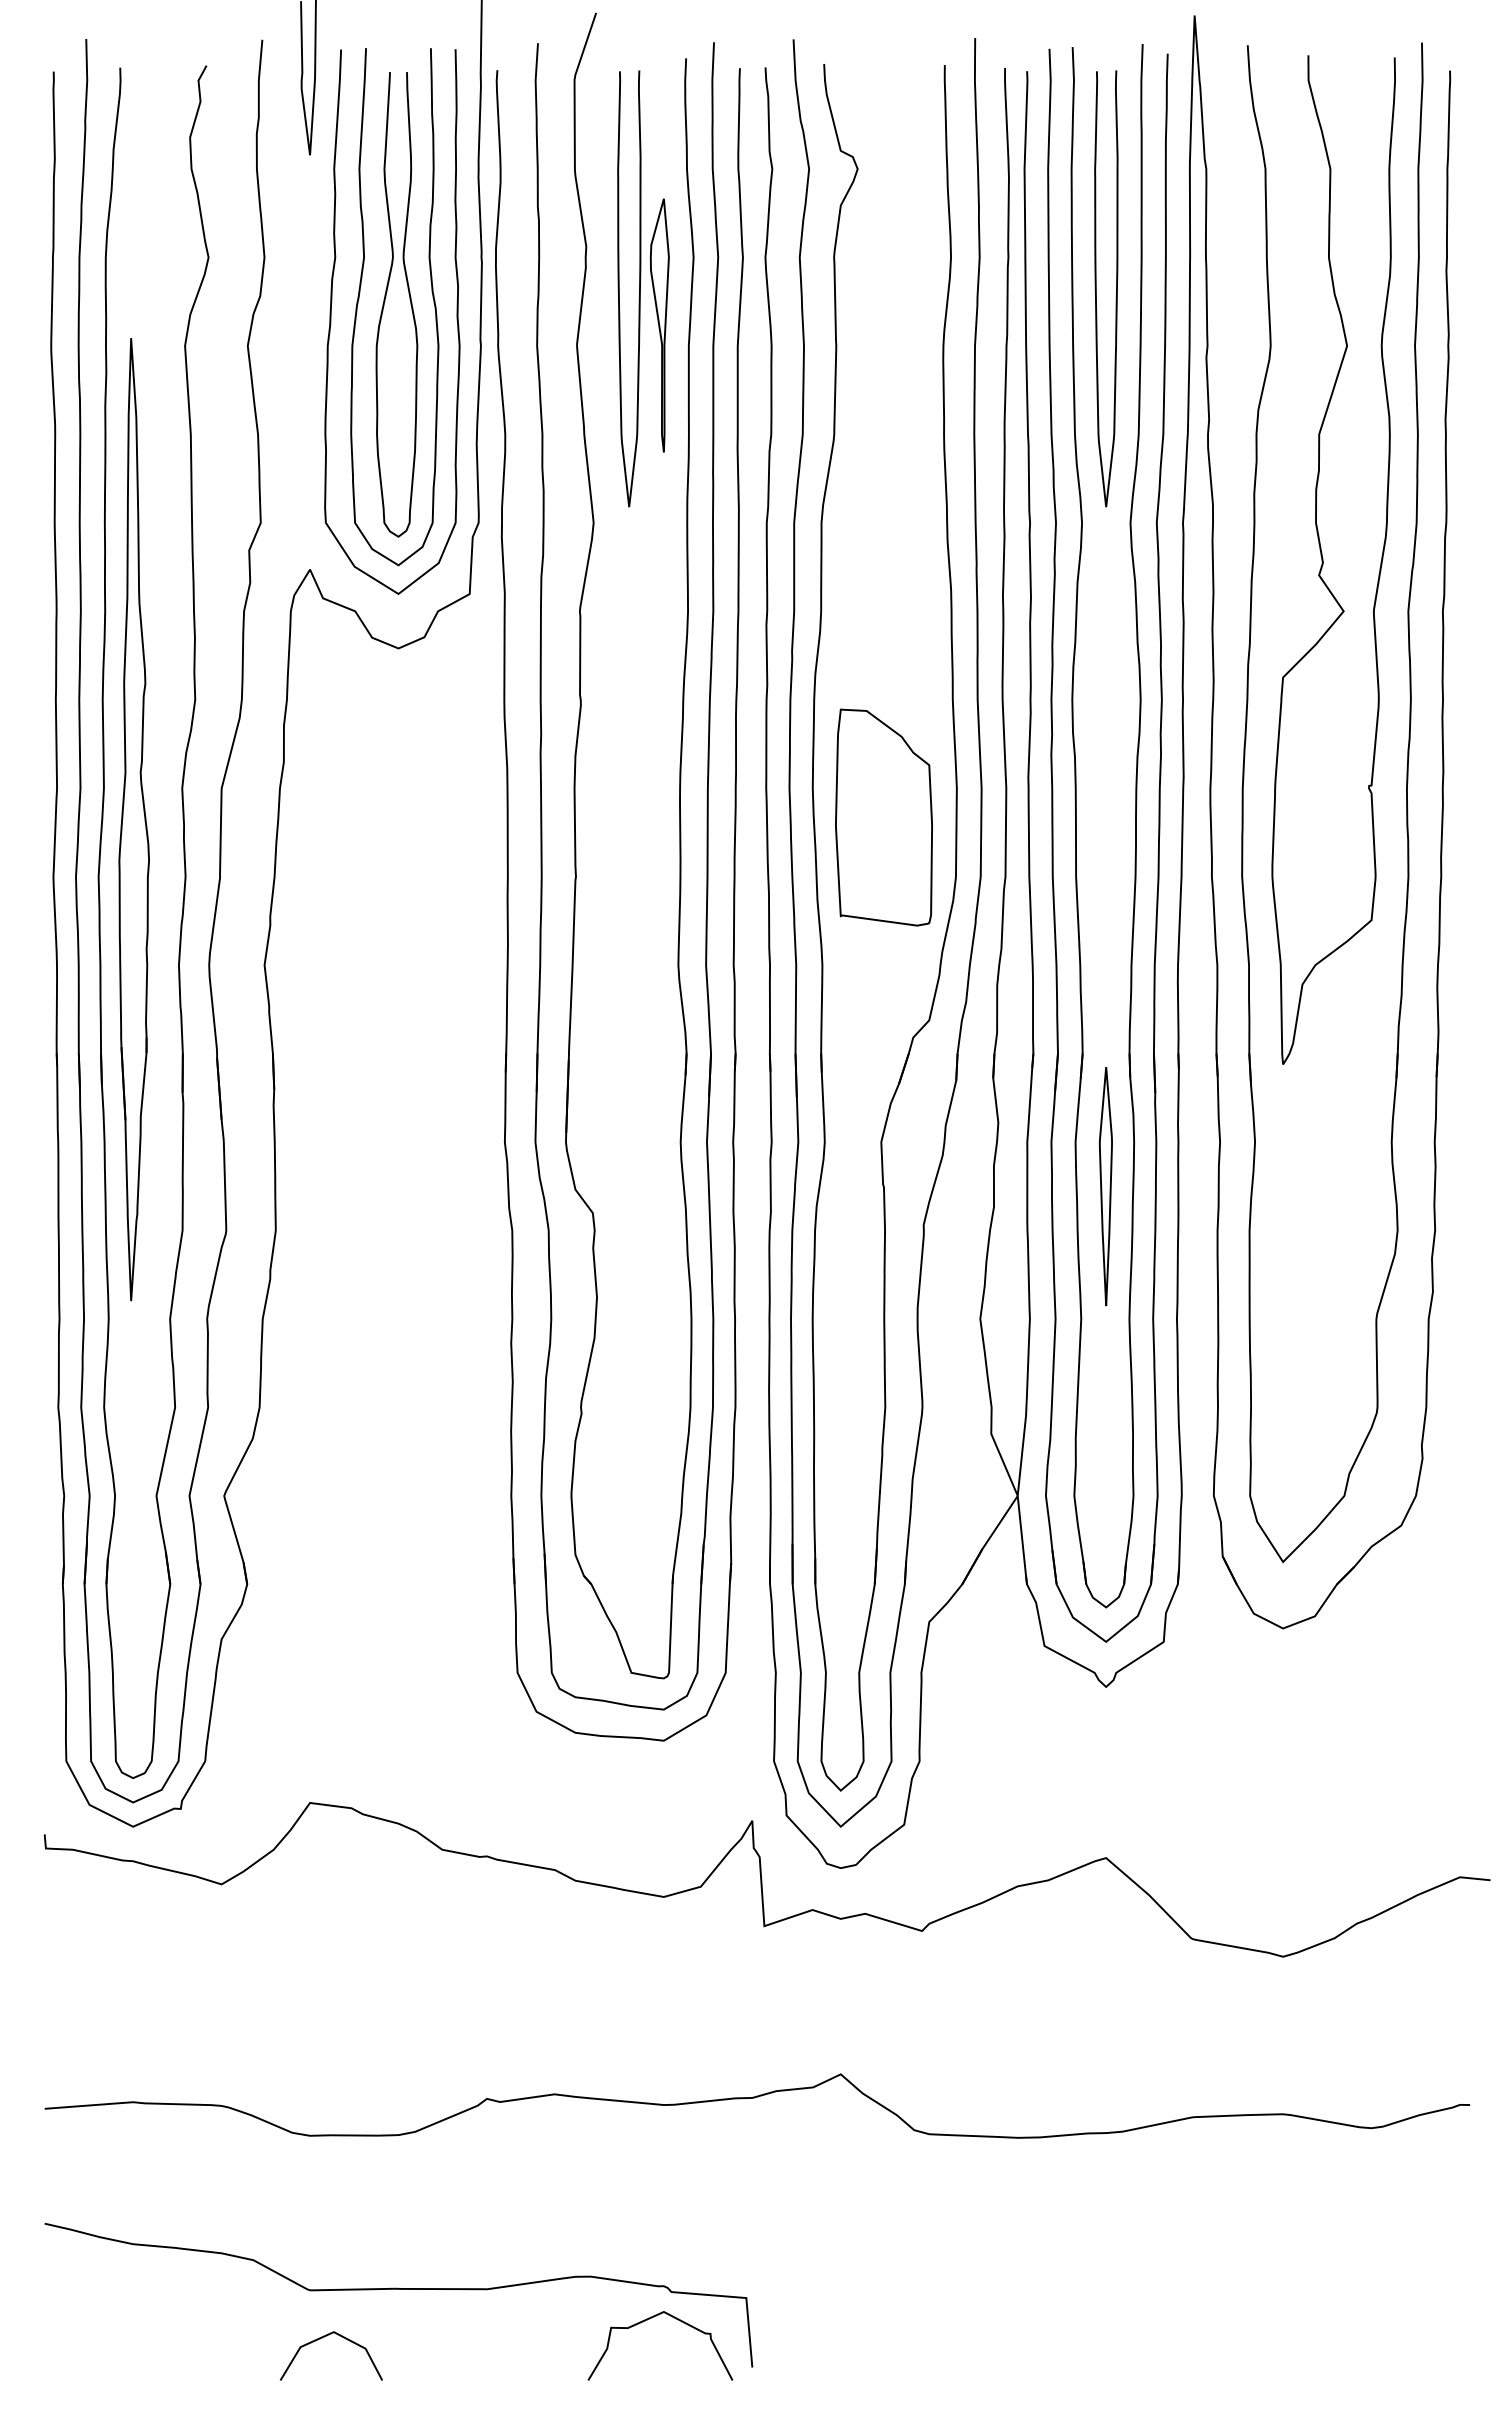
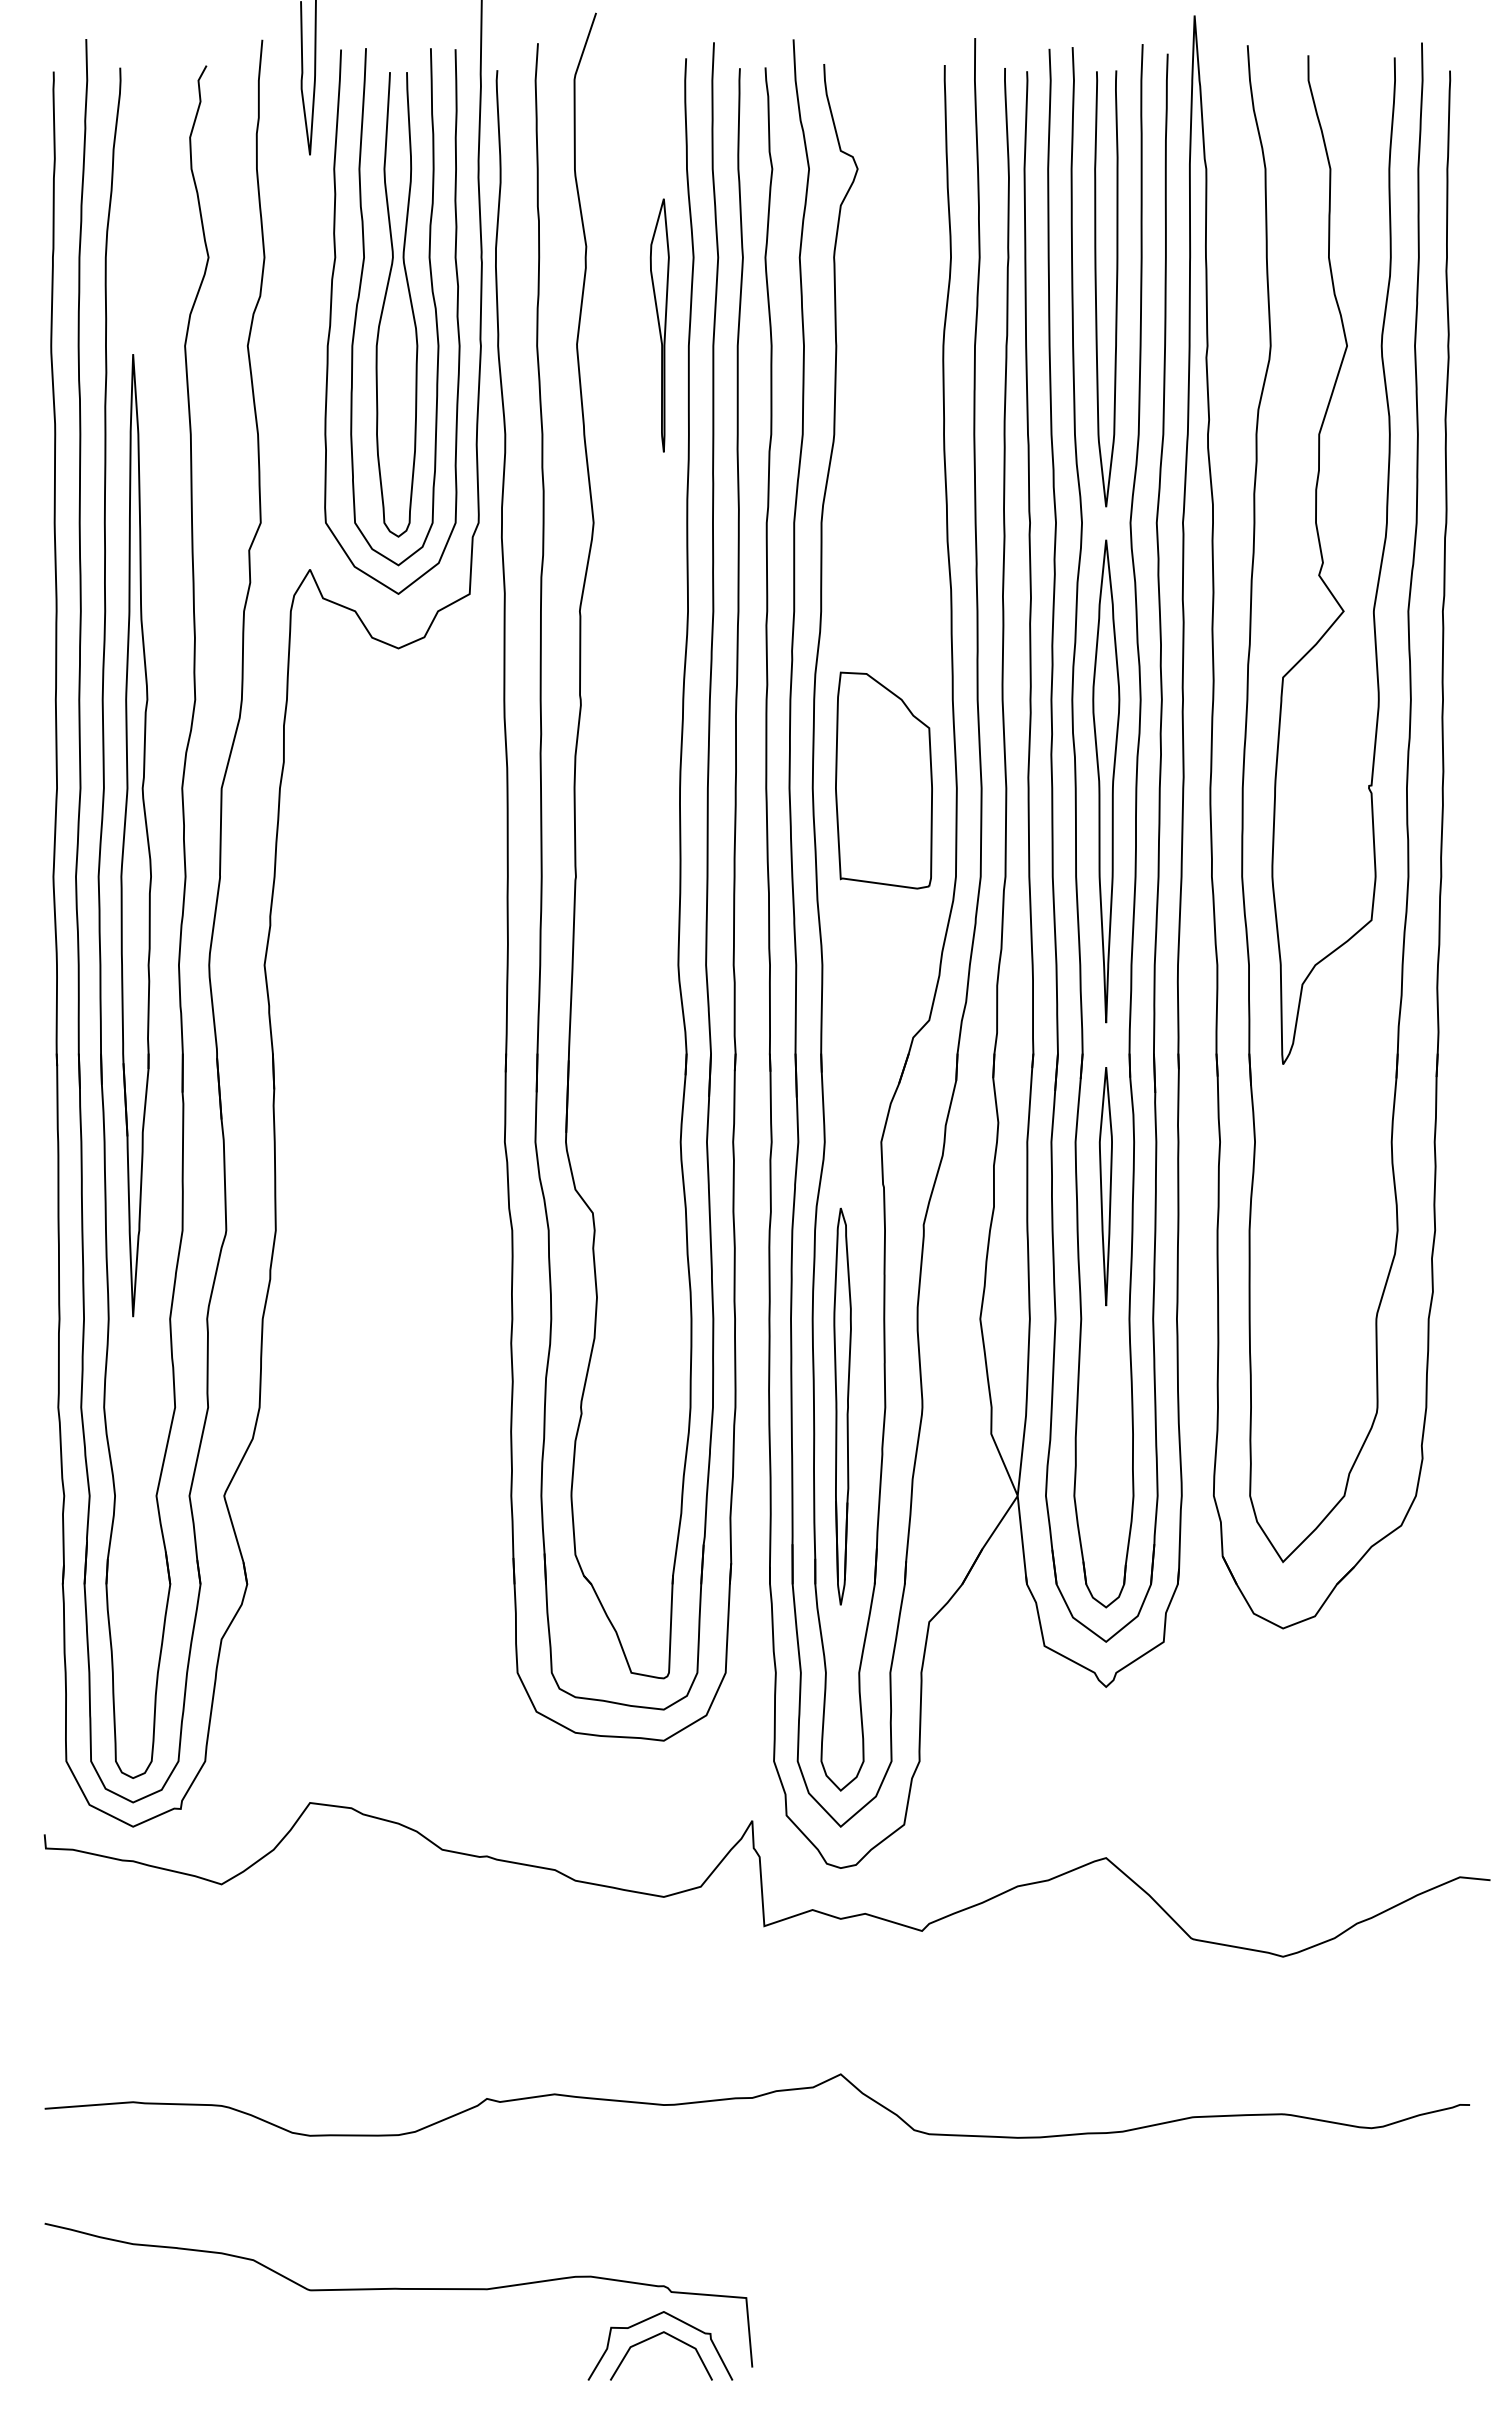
curve: present -> none (619, 288)
part: none -> present (1106, 781)
part position: (883, 817) -> (883, 780) (883, 780)
part position: (133, 819) -> (135, 835) (135, 835)
part: none -> present (842, 1406)
line position: (322, 2338) -> (652, 2338) (652, 2338)
